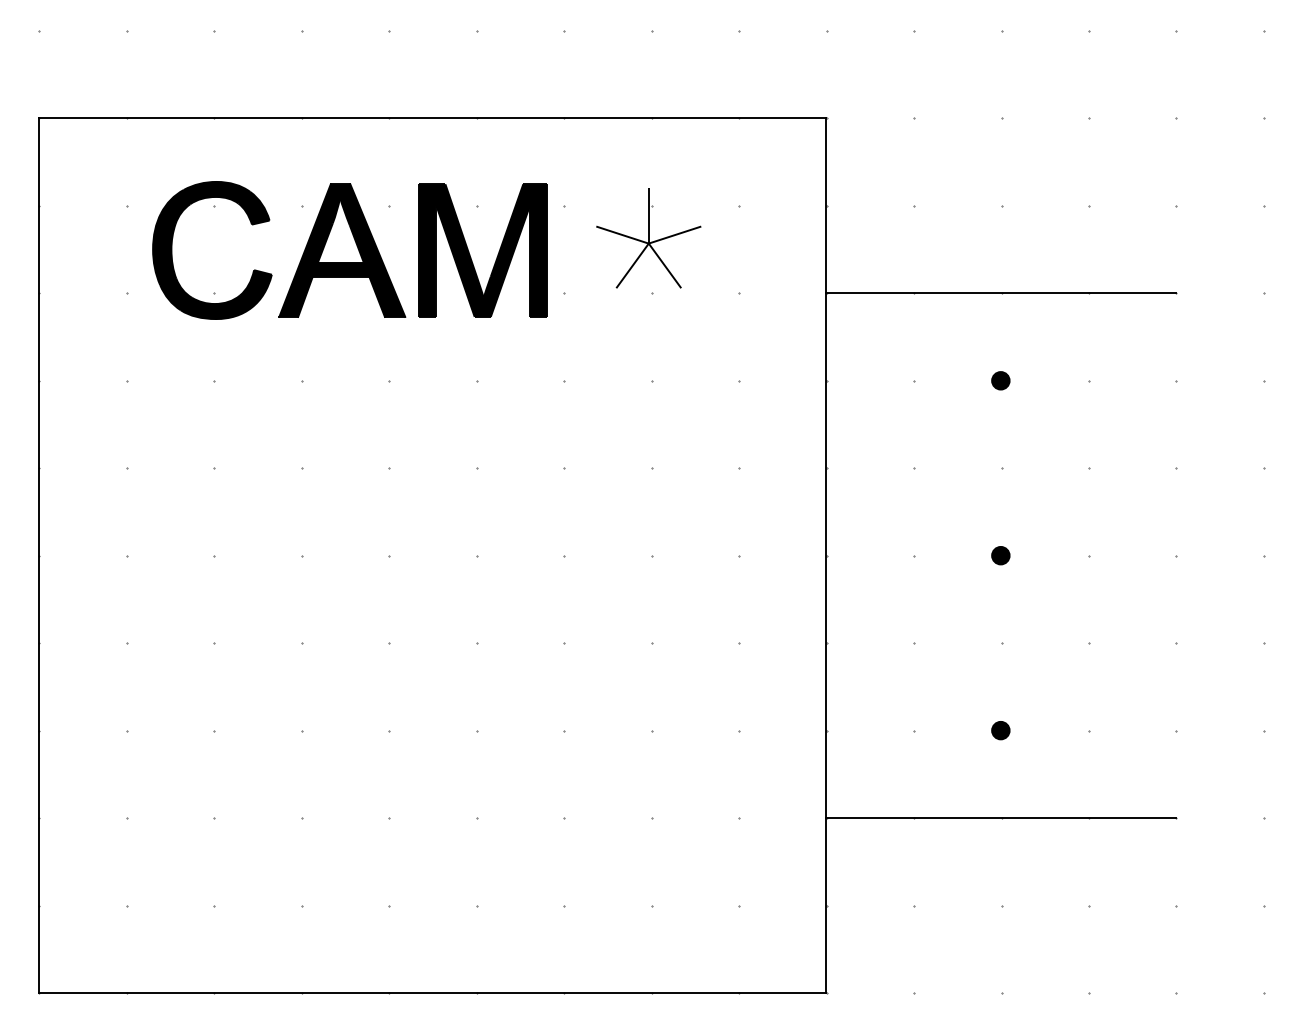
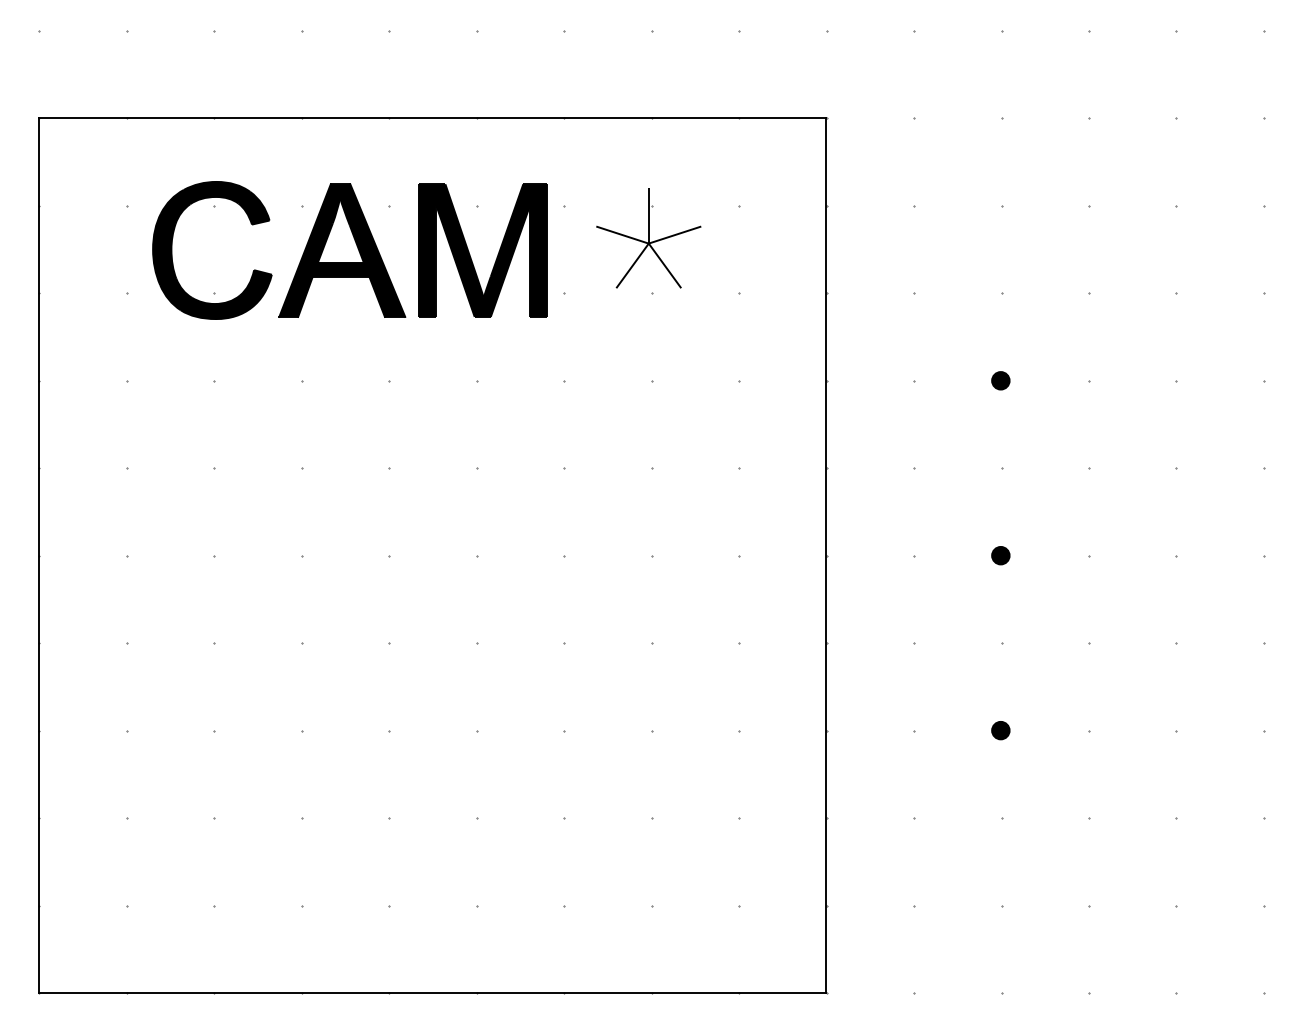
line: present -> none (1000, 293)
line: present -> none (1000, 818)
